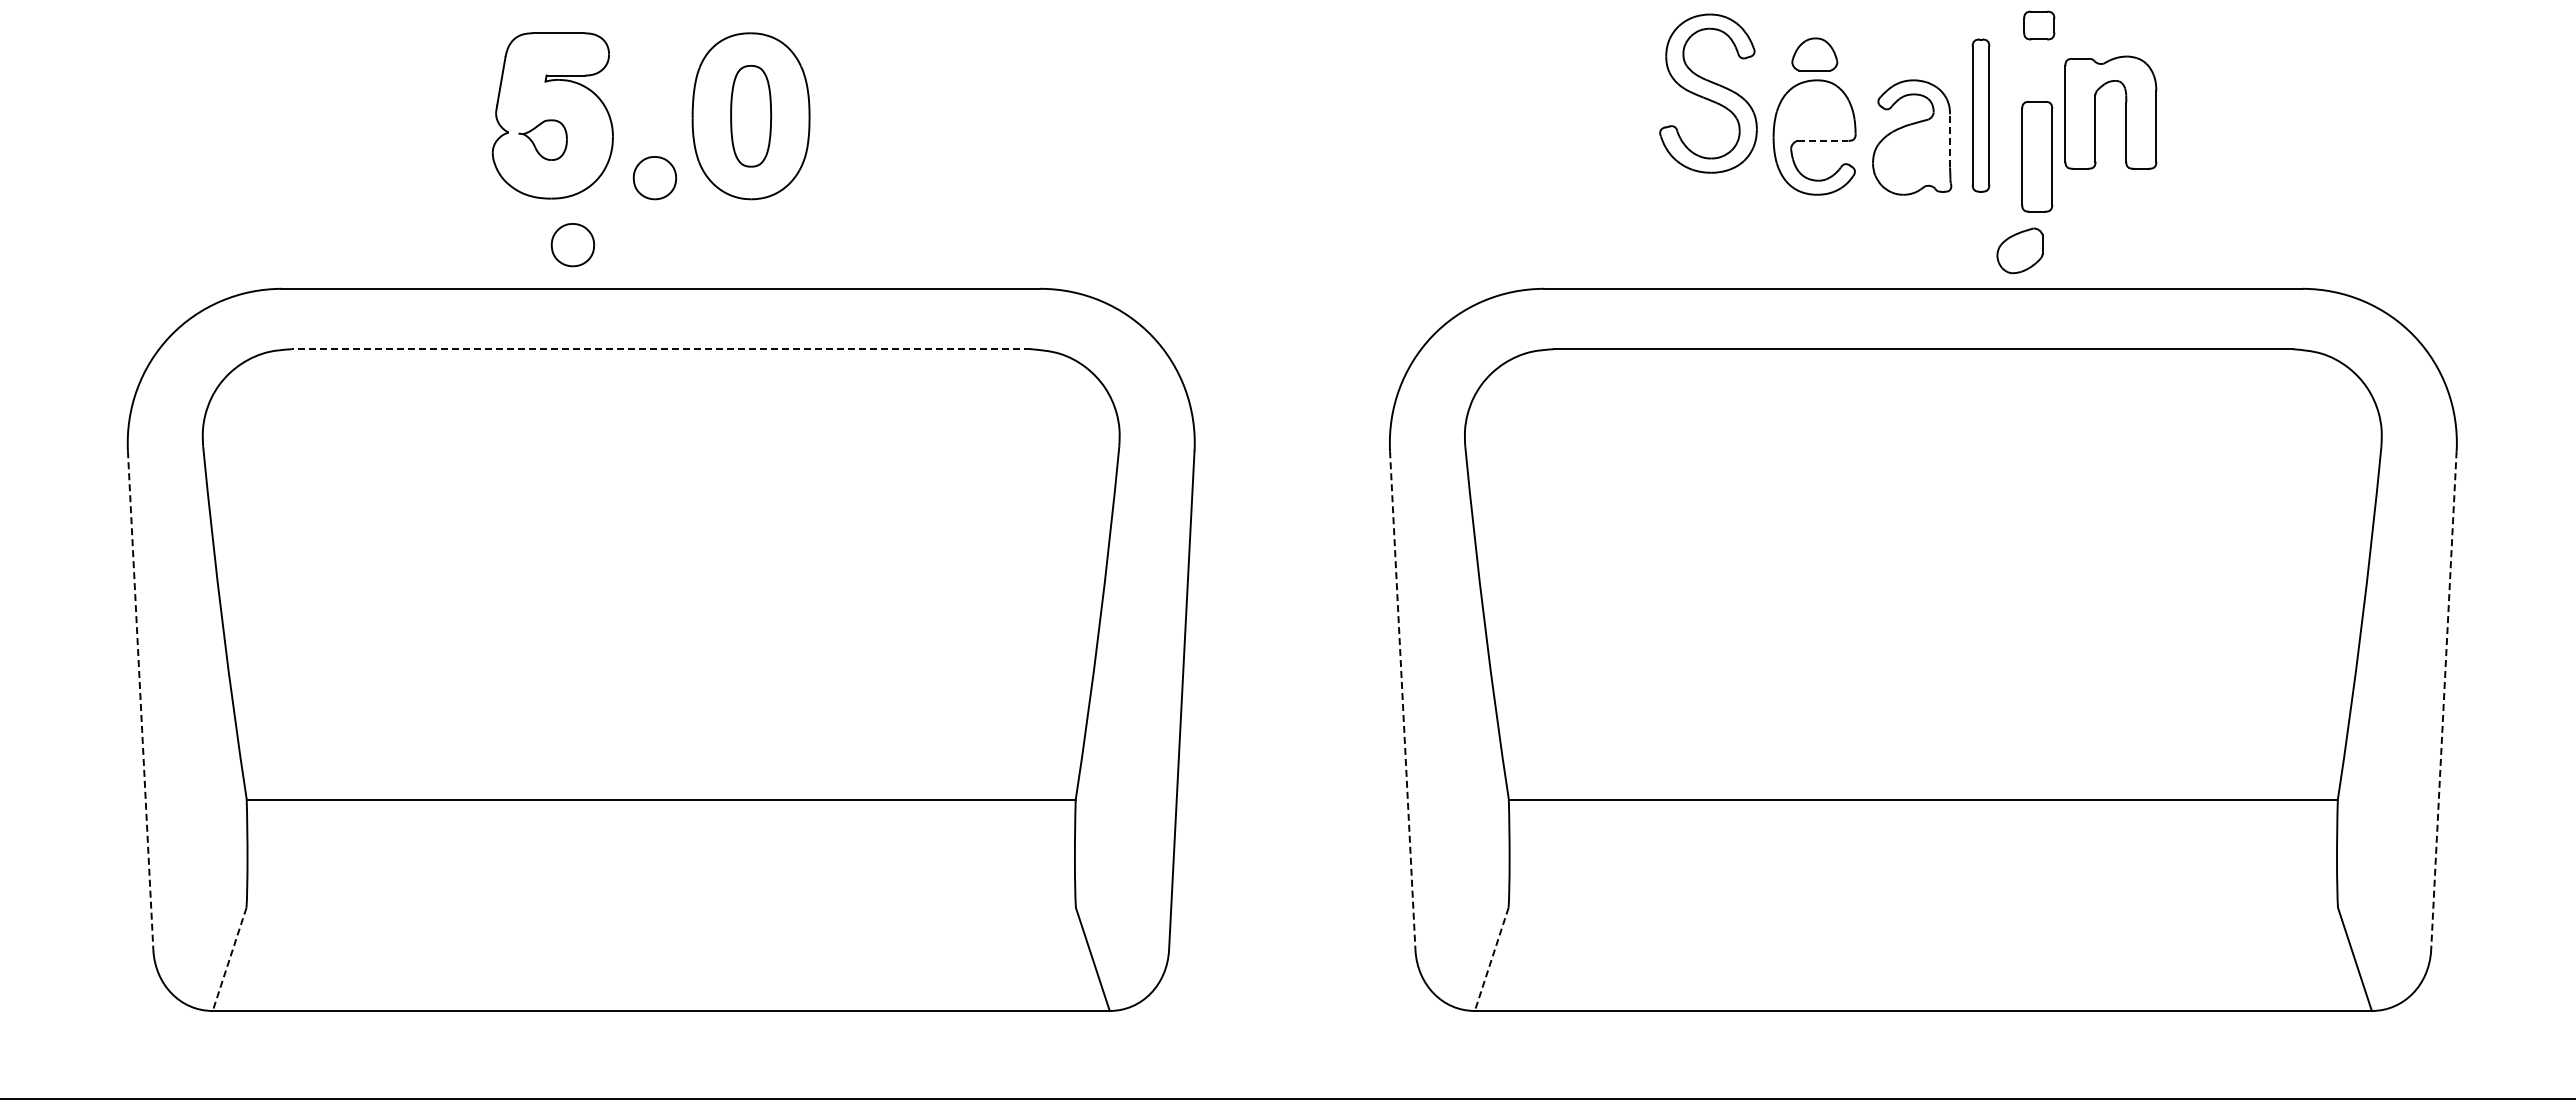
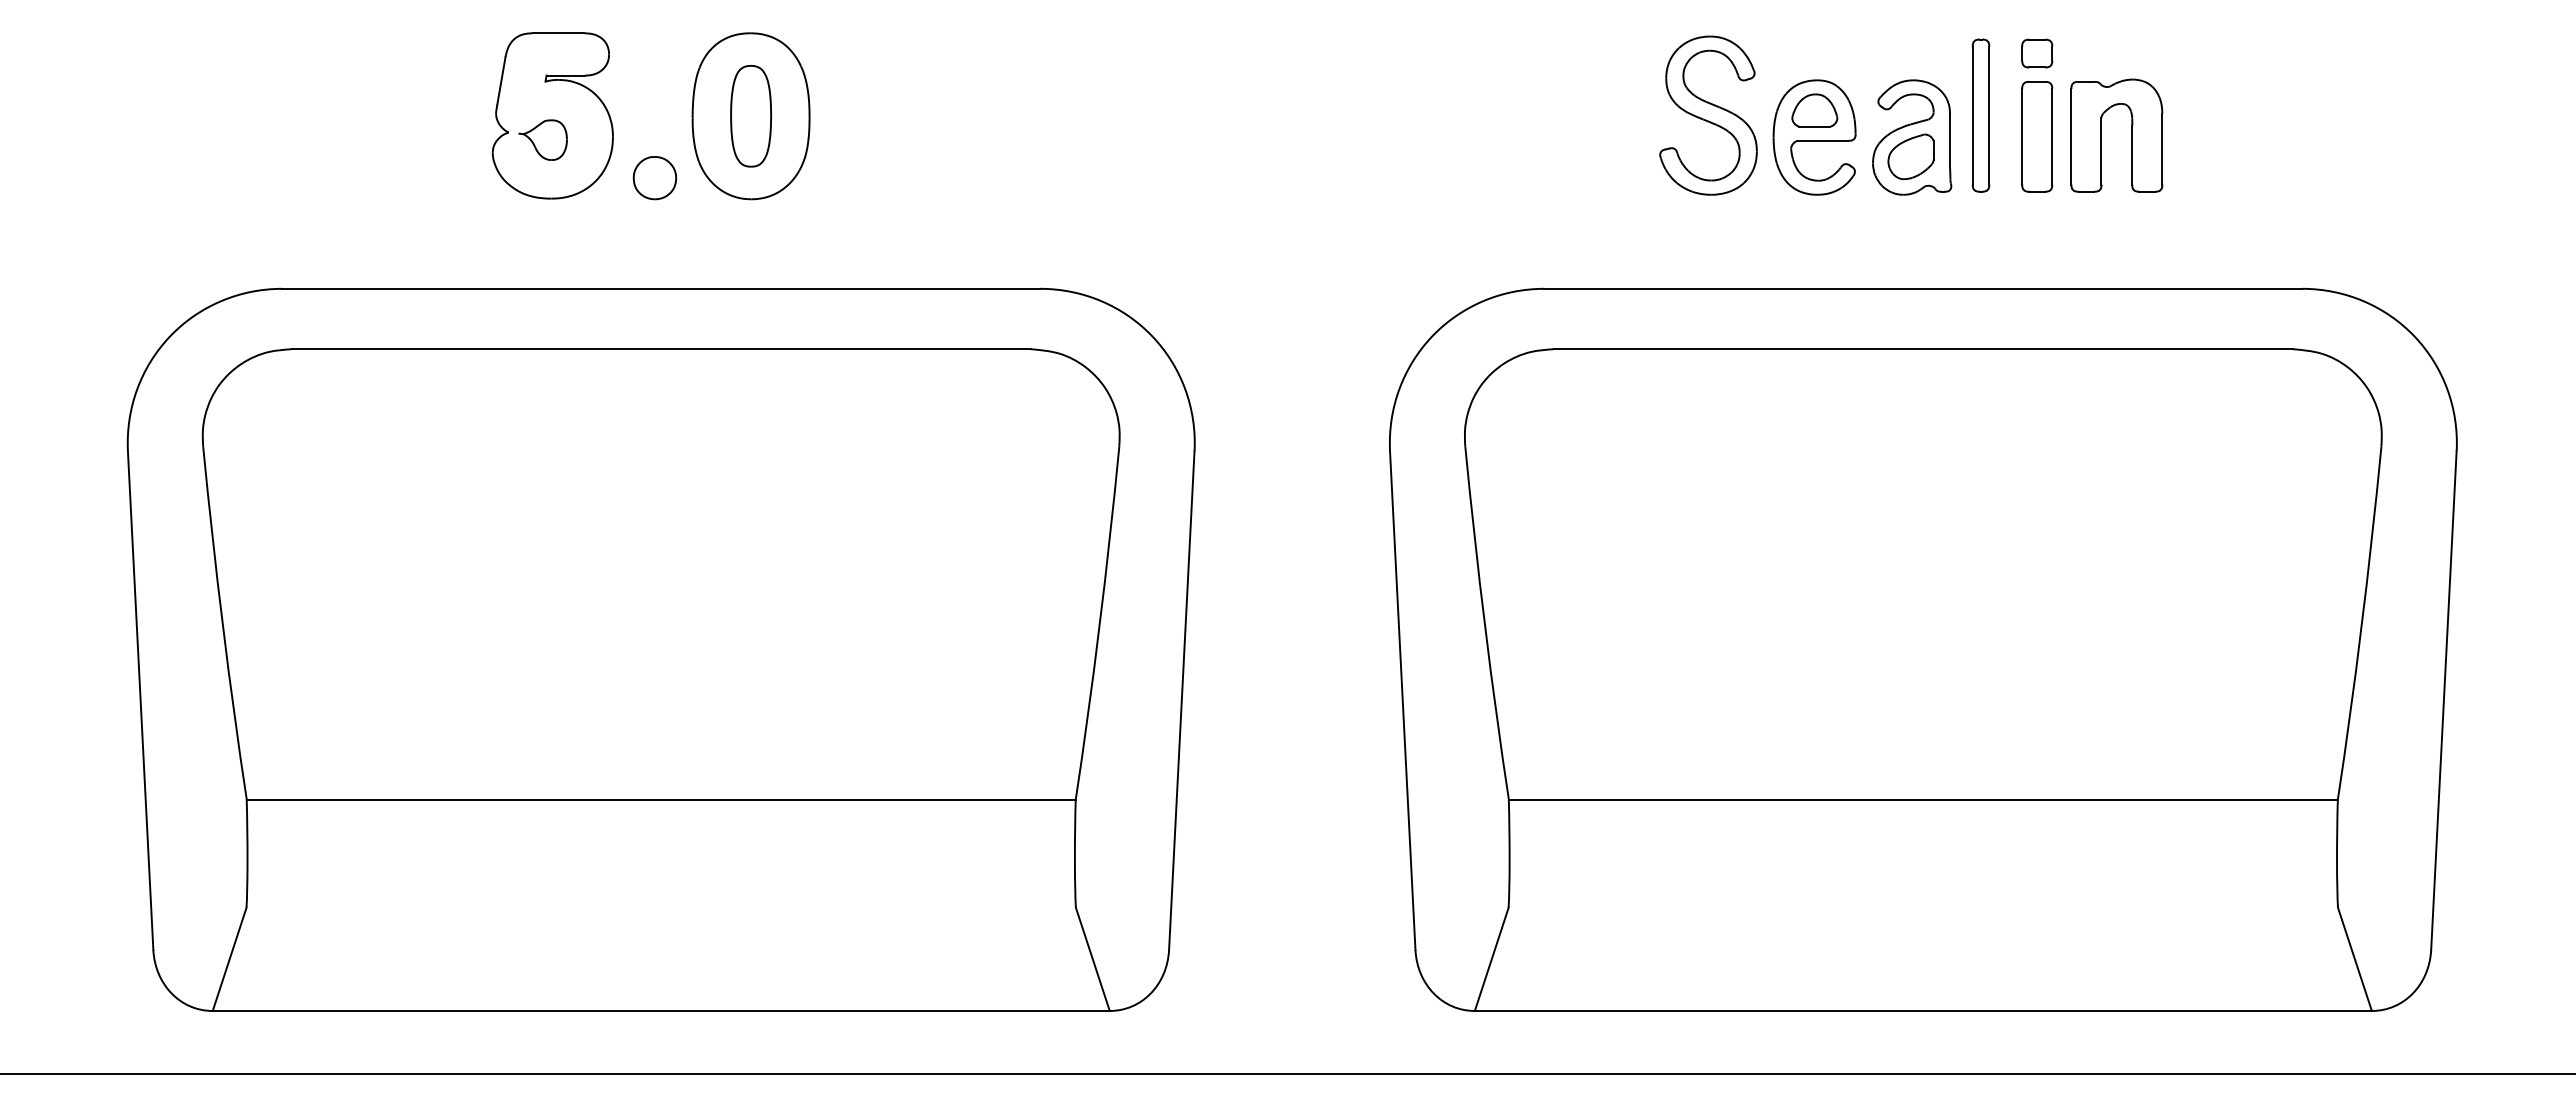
part position: (2039, 25) -> (2037, 53) (2037, 53)
part position: (1814, 54) -> (1814, 110) (1814, 110)
part position: (1708, 93) -> (1708, 115) (1708, 115)
part position: (2095, 112) -> (2101, 135) (2101, 135)
line: dashed -> solid (1823, 140)
line: dashed -> solid (1950, 140)
part position: (2037, 156) -> (2037, 136) (2037, 136)
part: present -> none (572, 245)
part position: (2019, 250) -> (1910, 156) (1910, 156)
line: dashed -> solid (660, 349)
line: dashed -> solid (140, 700)
line: dashed -> solid (1402, 700)
line: dashed -> solid (2443, 700)
line: dashed -> solid (229, 959)
line: dashed -> solid (1491, 959)
line position: (1287, 1098) -> (1287, 1073) (1287, 1073)
